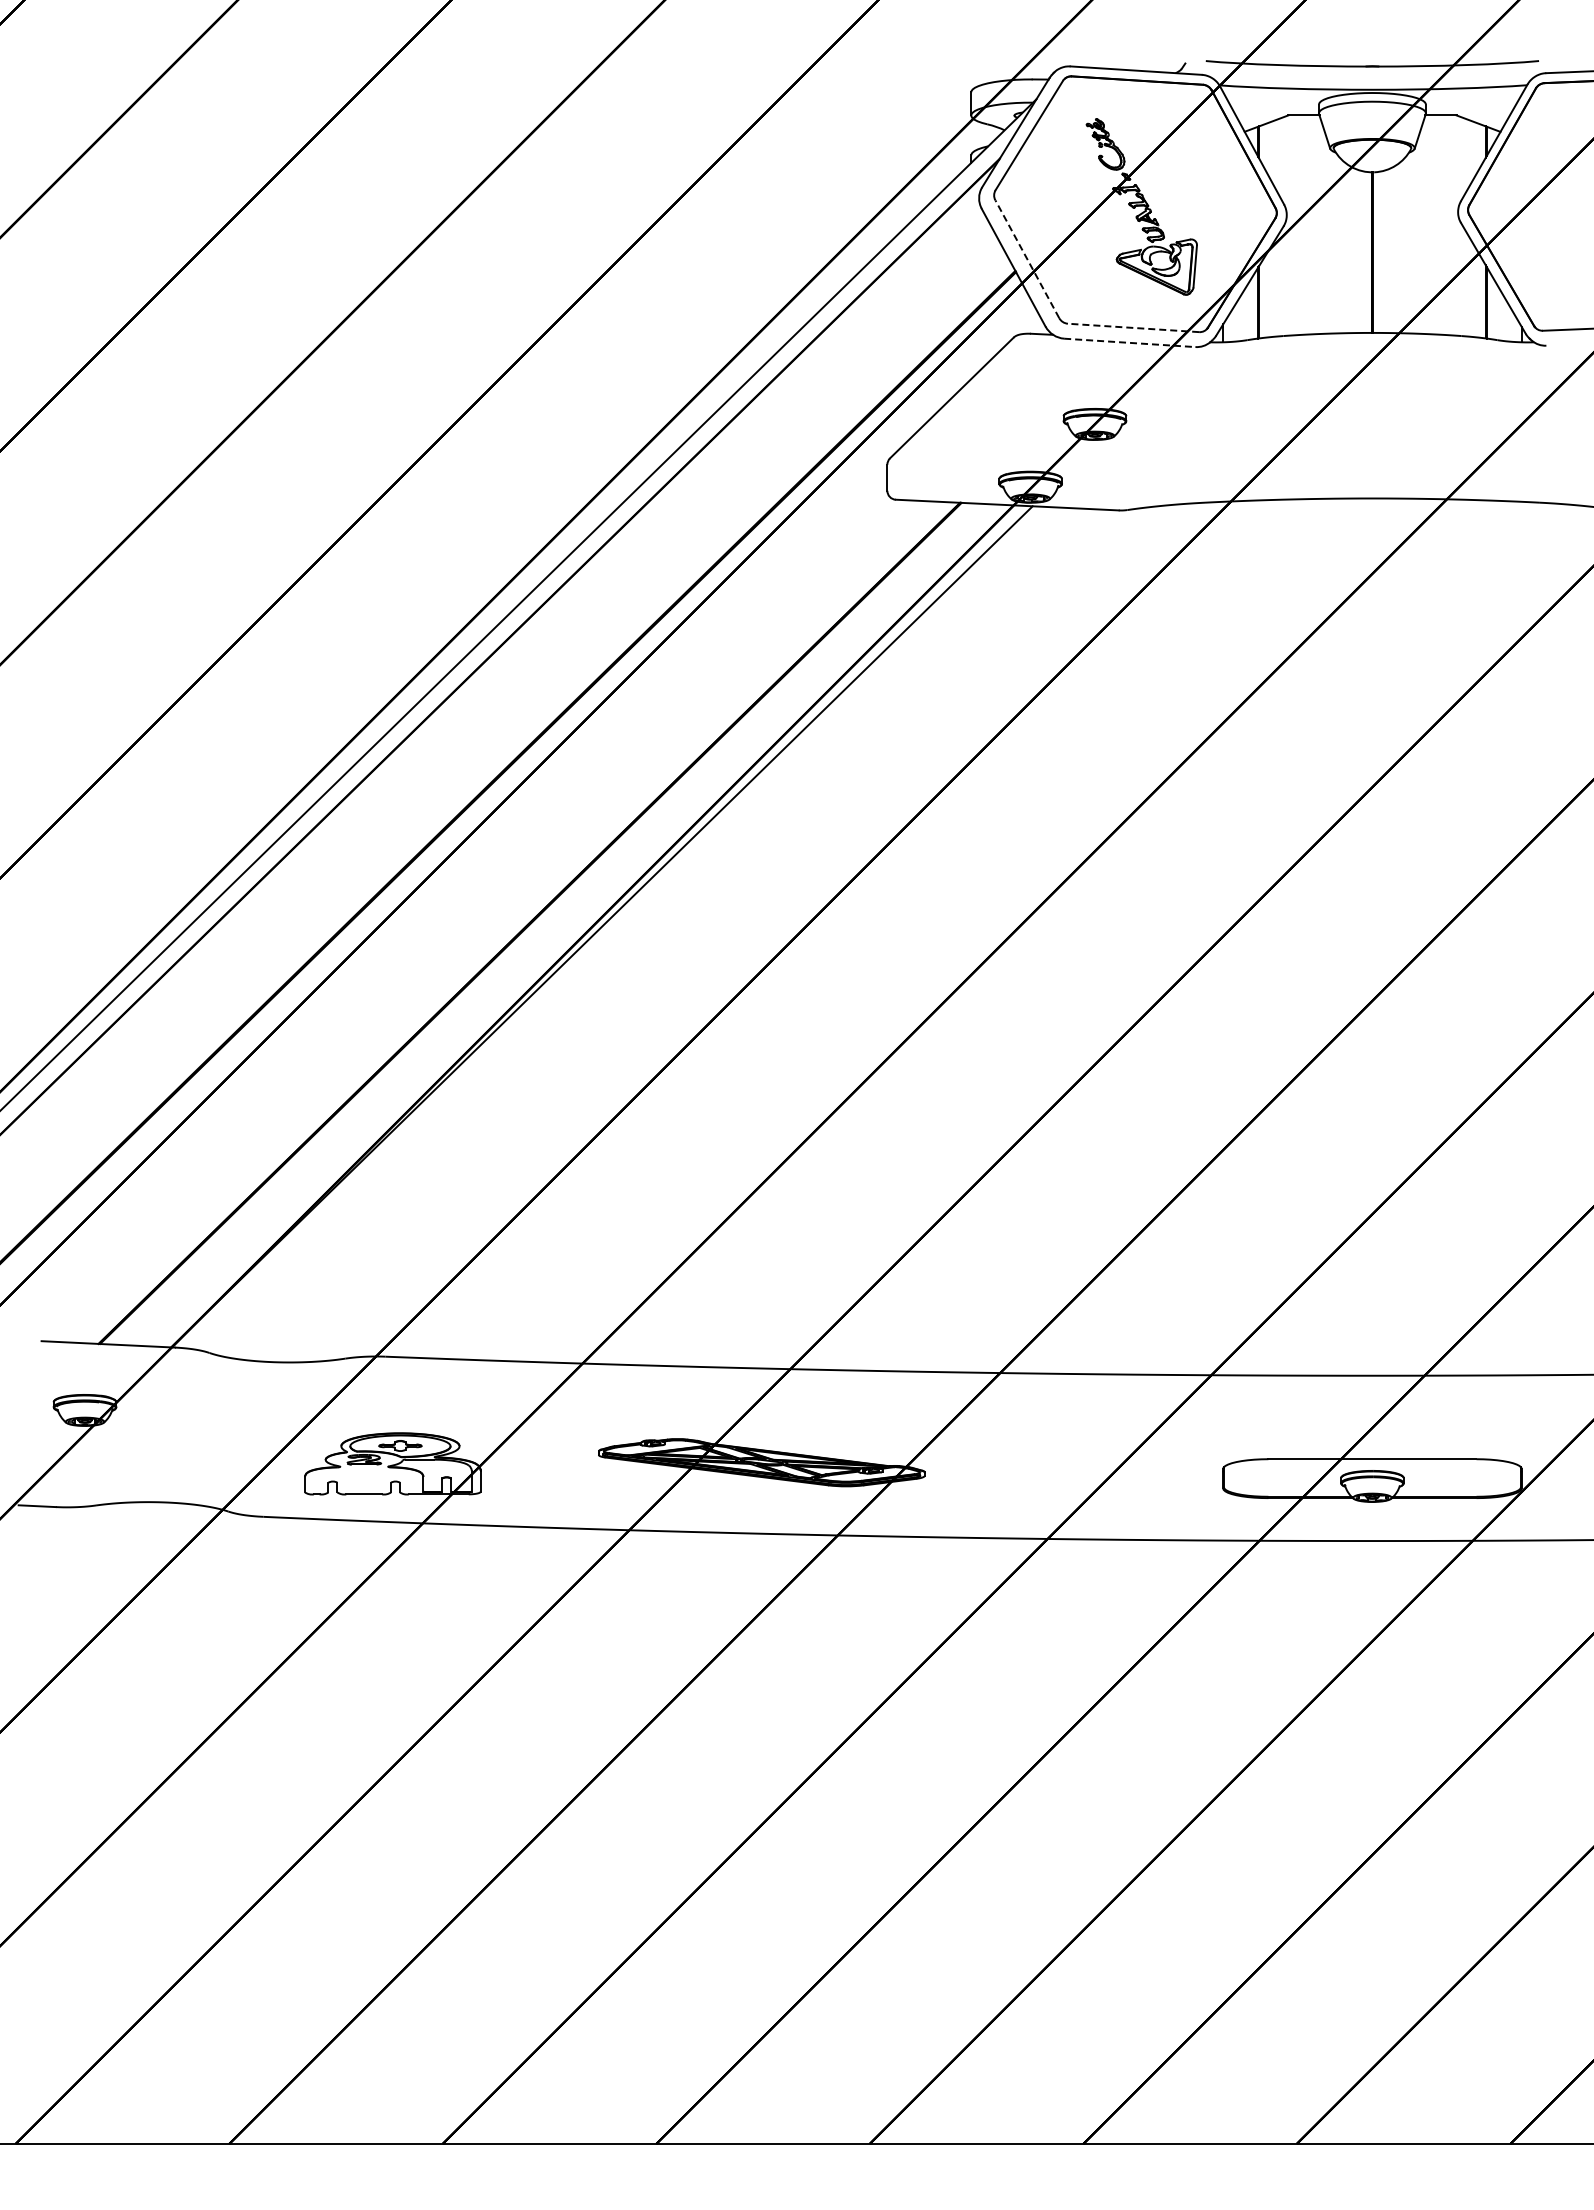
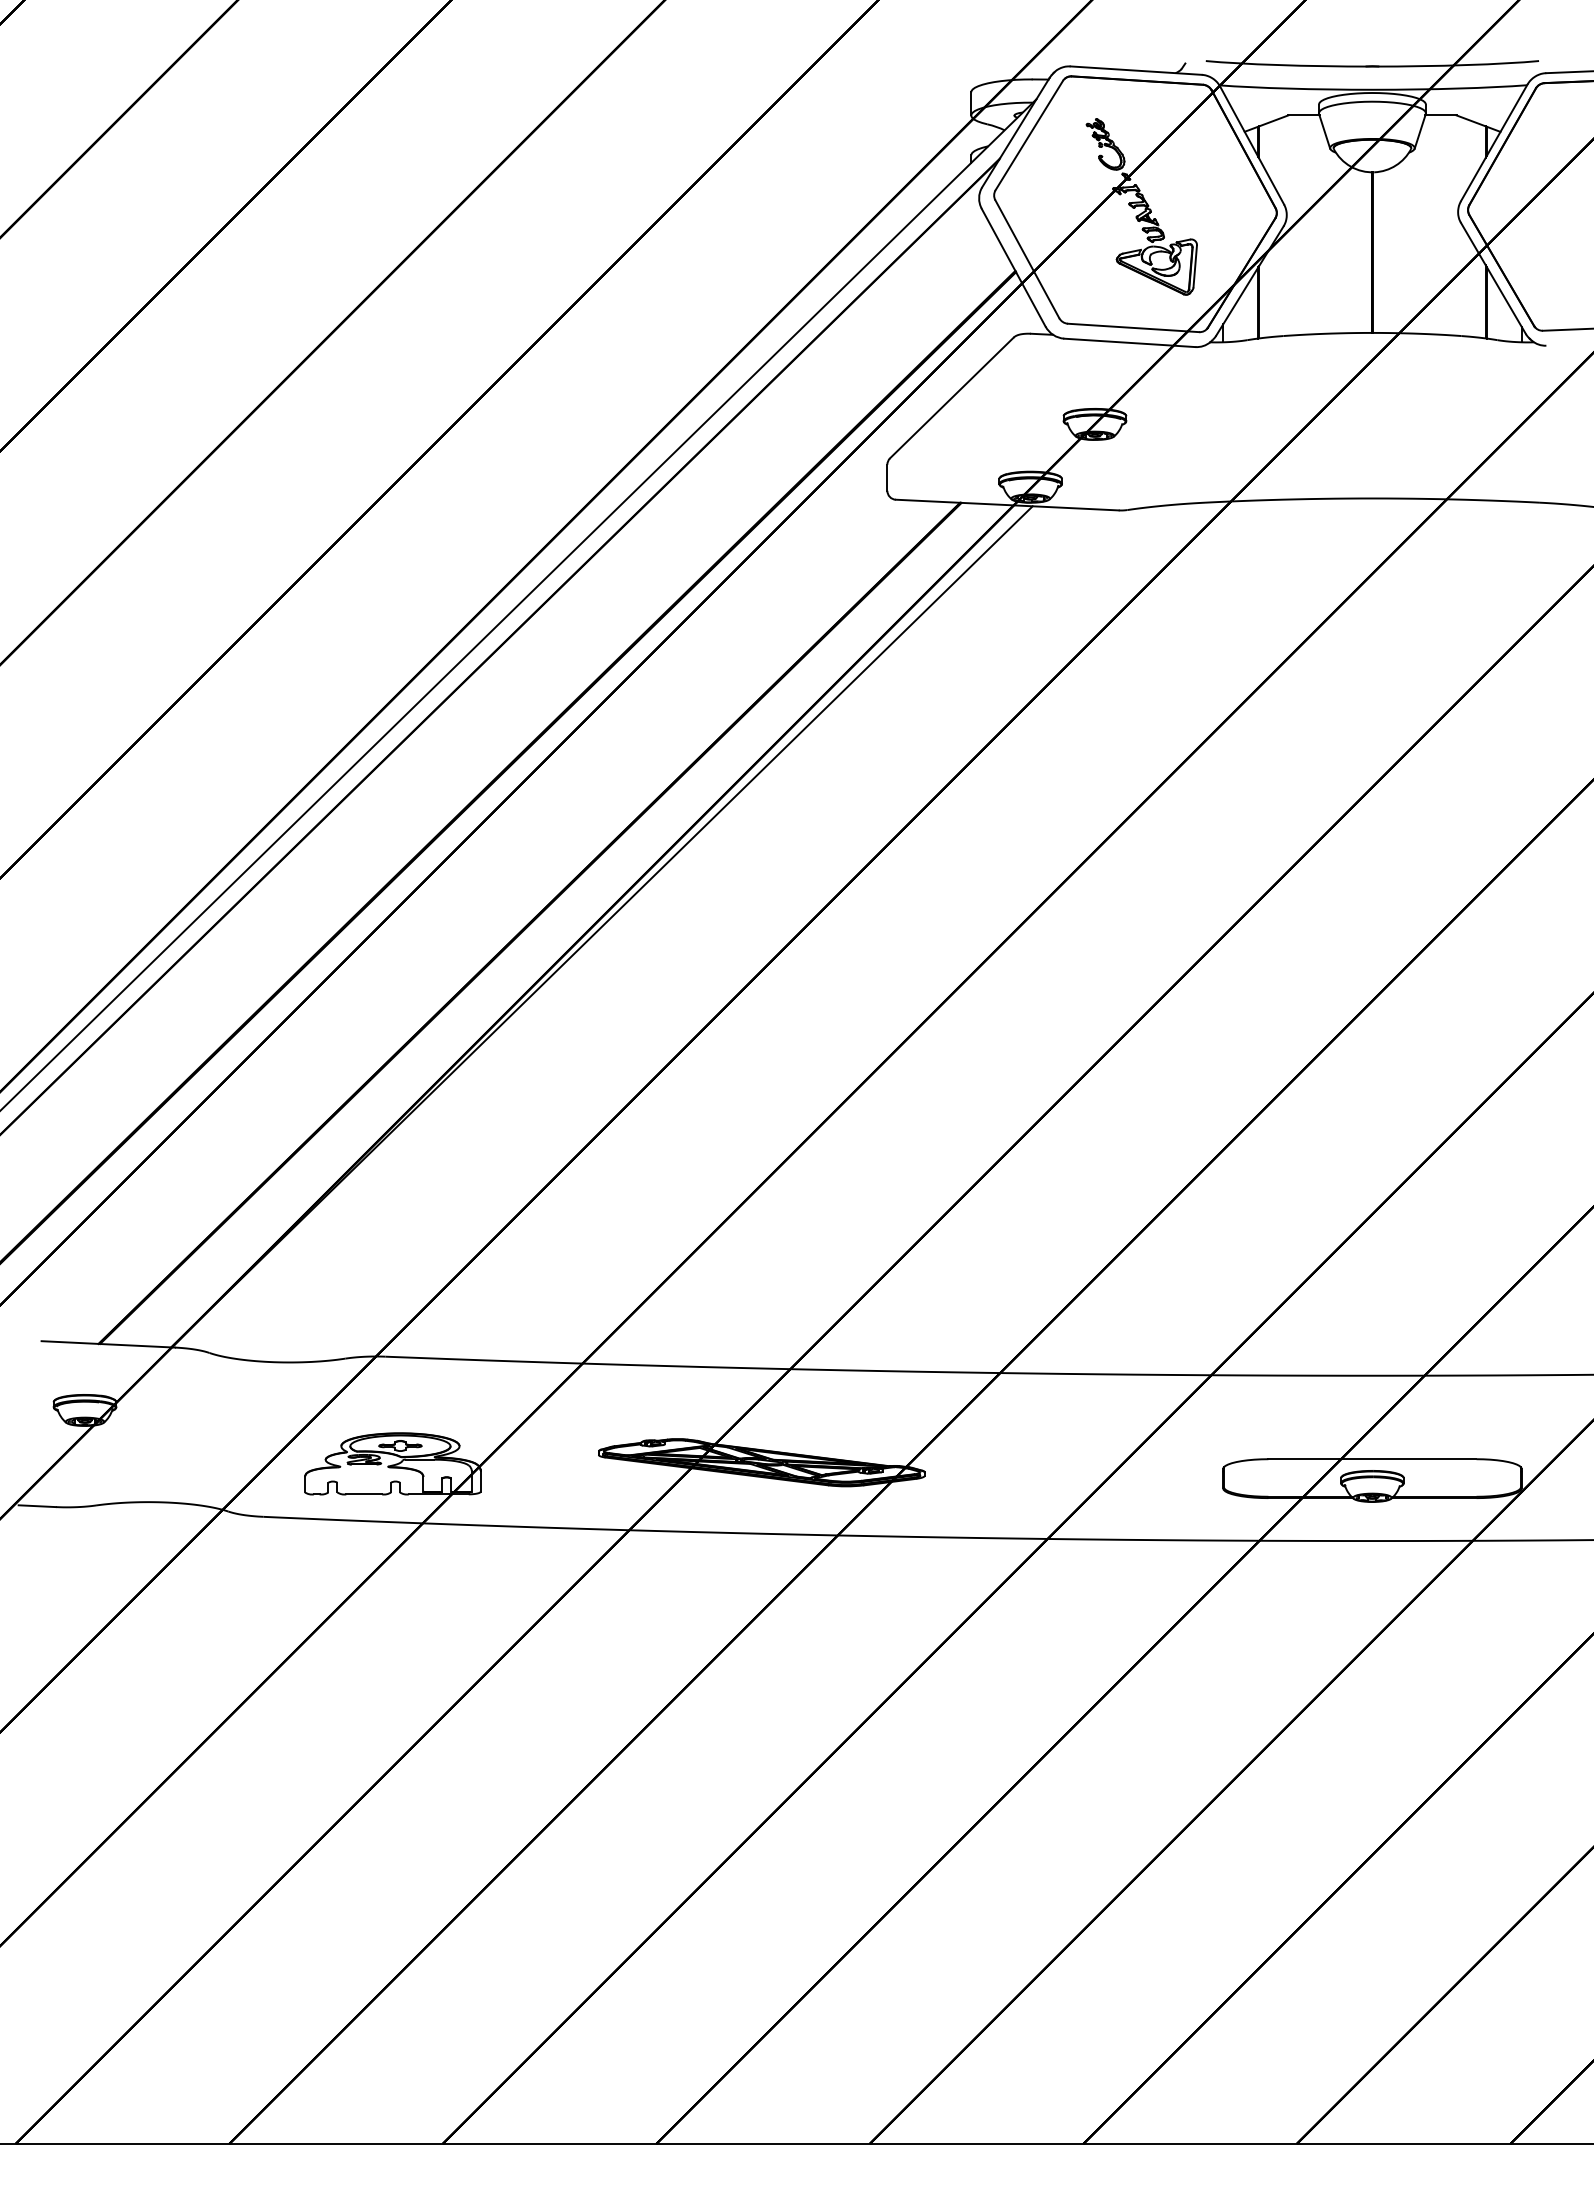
line: dashed -> solid (1027, 259)
line: dashed -> solid (1133, 327)
line: dashed -> solid (1129, 342)
